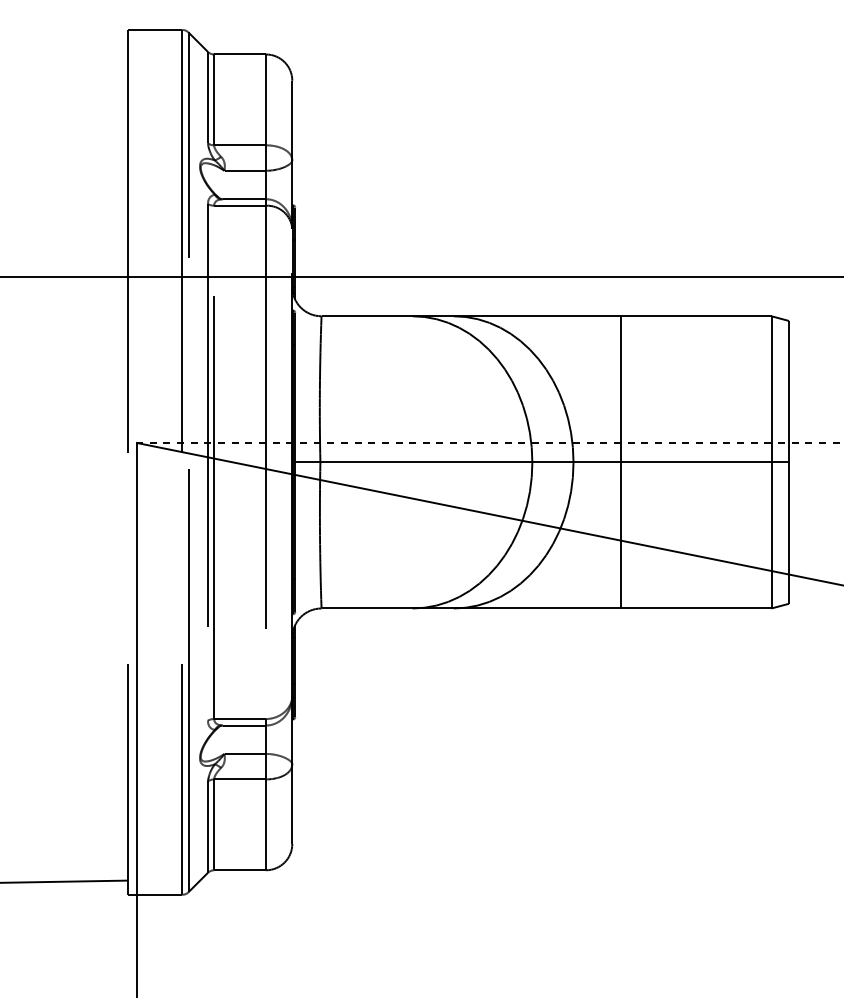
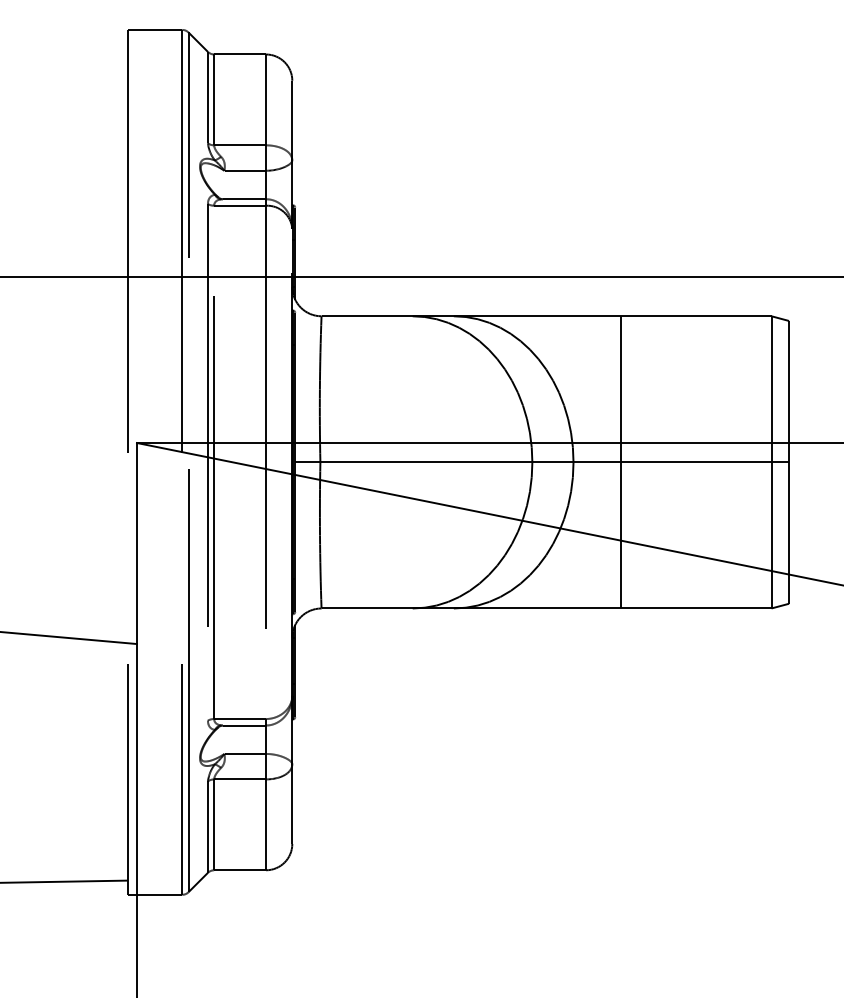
line: dashed -> solid (489, 443)
line: none -> present (69, 638)
